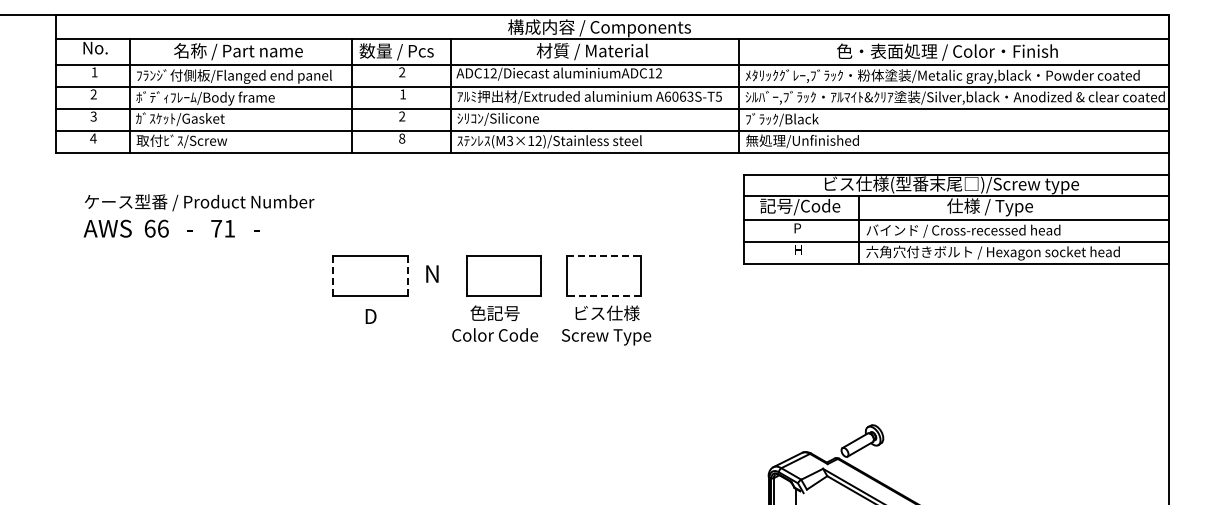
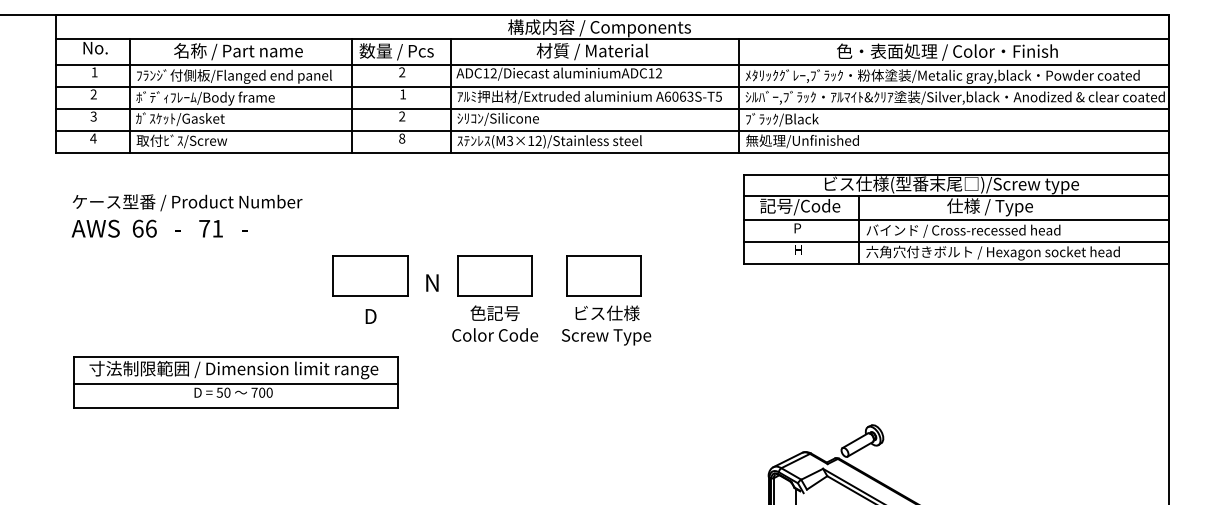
text position: (198, 215) -> (186, 215) (186, 215)
line: dashed -> solid (604, 256)
text position: (432, 273) -> (432, 282) (432, 282)
line: dashed -> solid (333, 275)
line: dashed -> solid (408, 275)
part position: (503, 275) -> (494, 275) (494, 275)
line: dashed -> solid (603, 295)
part: none -> present (235, 382)
